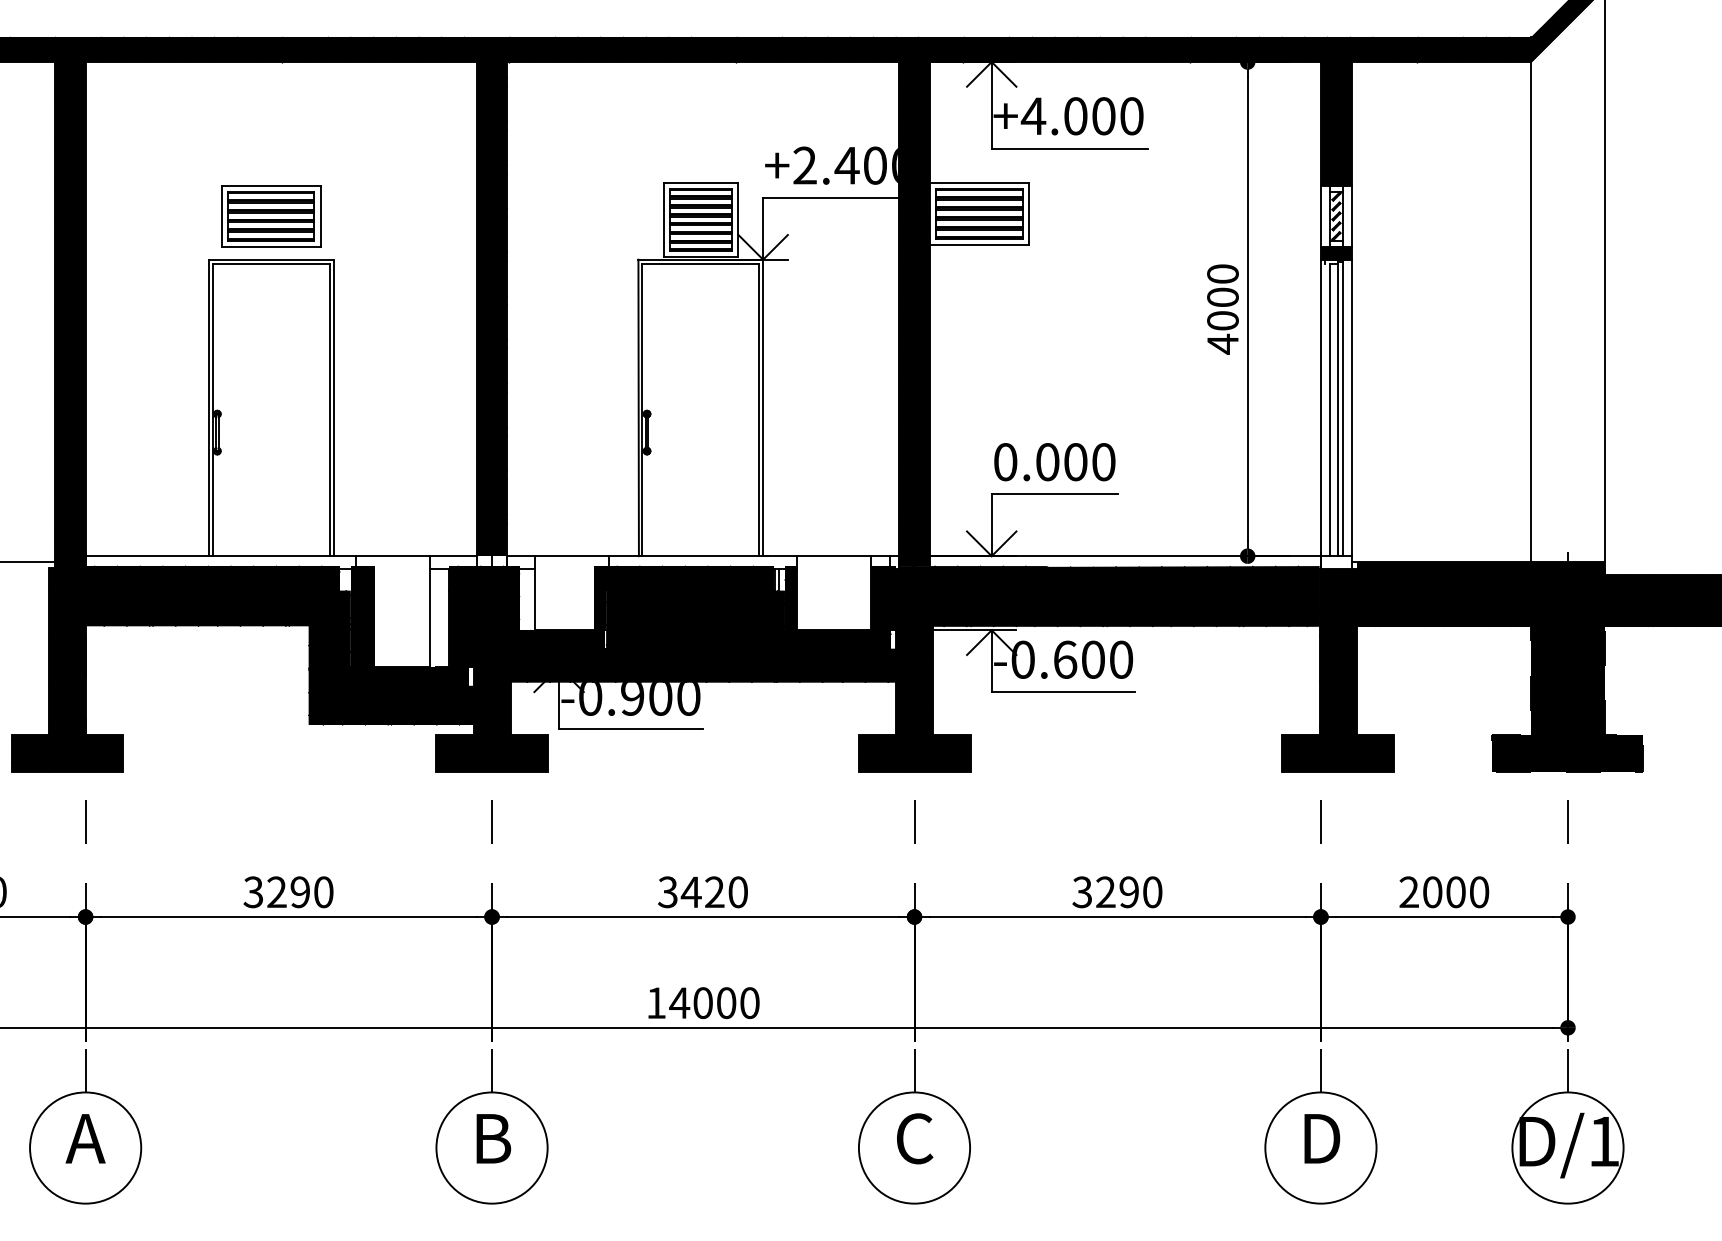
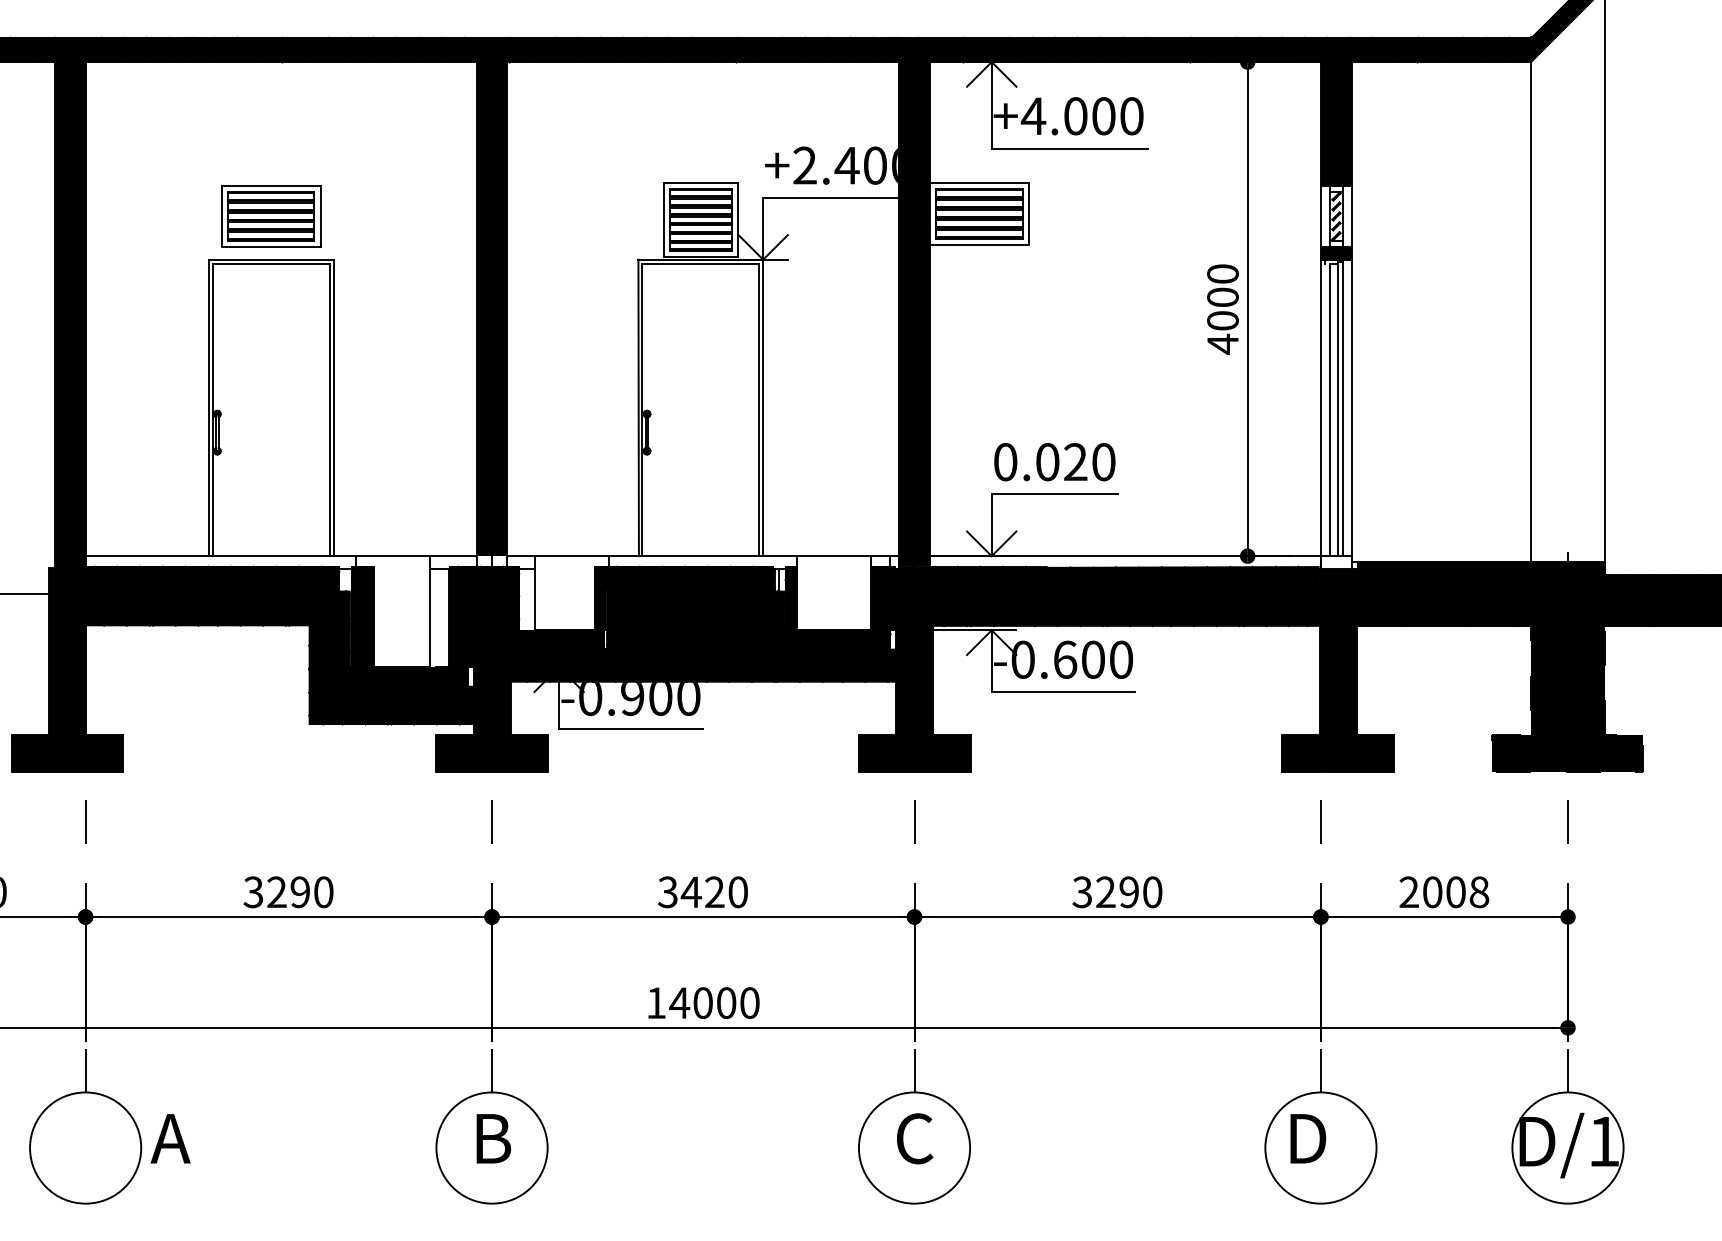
text: 0.000 -> 0.020 (1075, 462)
line position: (28, 562) -> (28, 594) (28, 594)
text: 2000 -> 2008 (1479, 892)
text position: (85, 1138) -> (170, 1138) (170, 1138)
text position: (1322, 1138) -> (1308, 1138) (1308, 1138)
